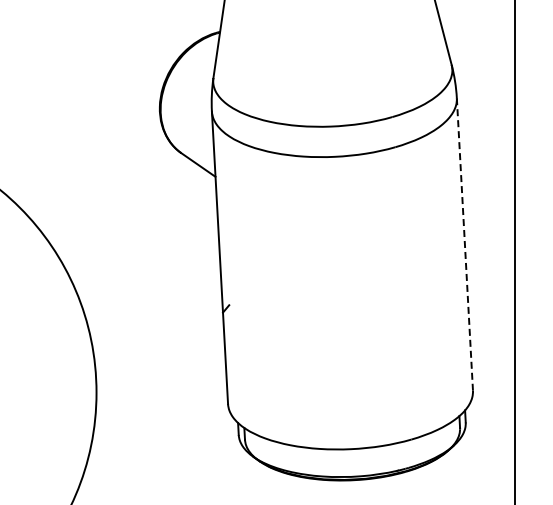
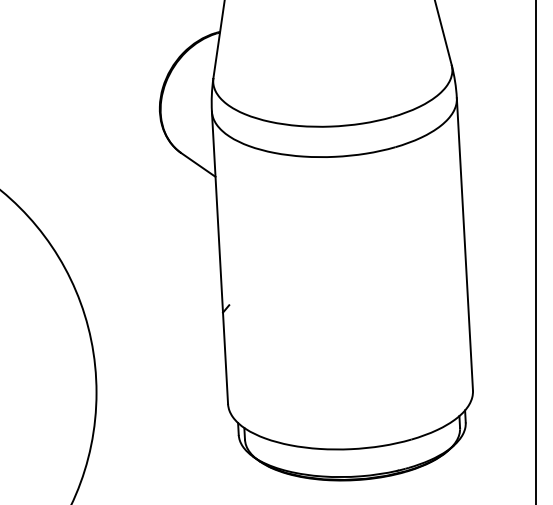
line: dashed -> solid (464, 244)
line position: (515, 251) -> (536, 251) (536, 251)
